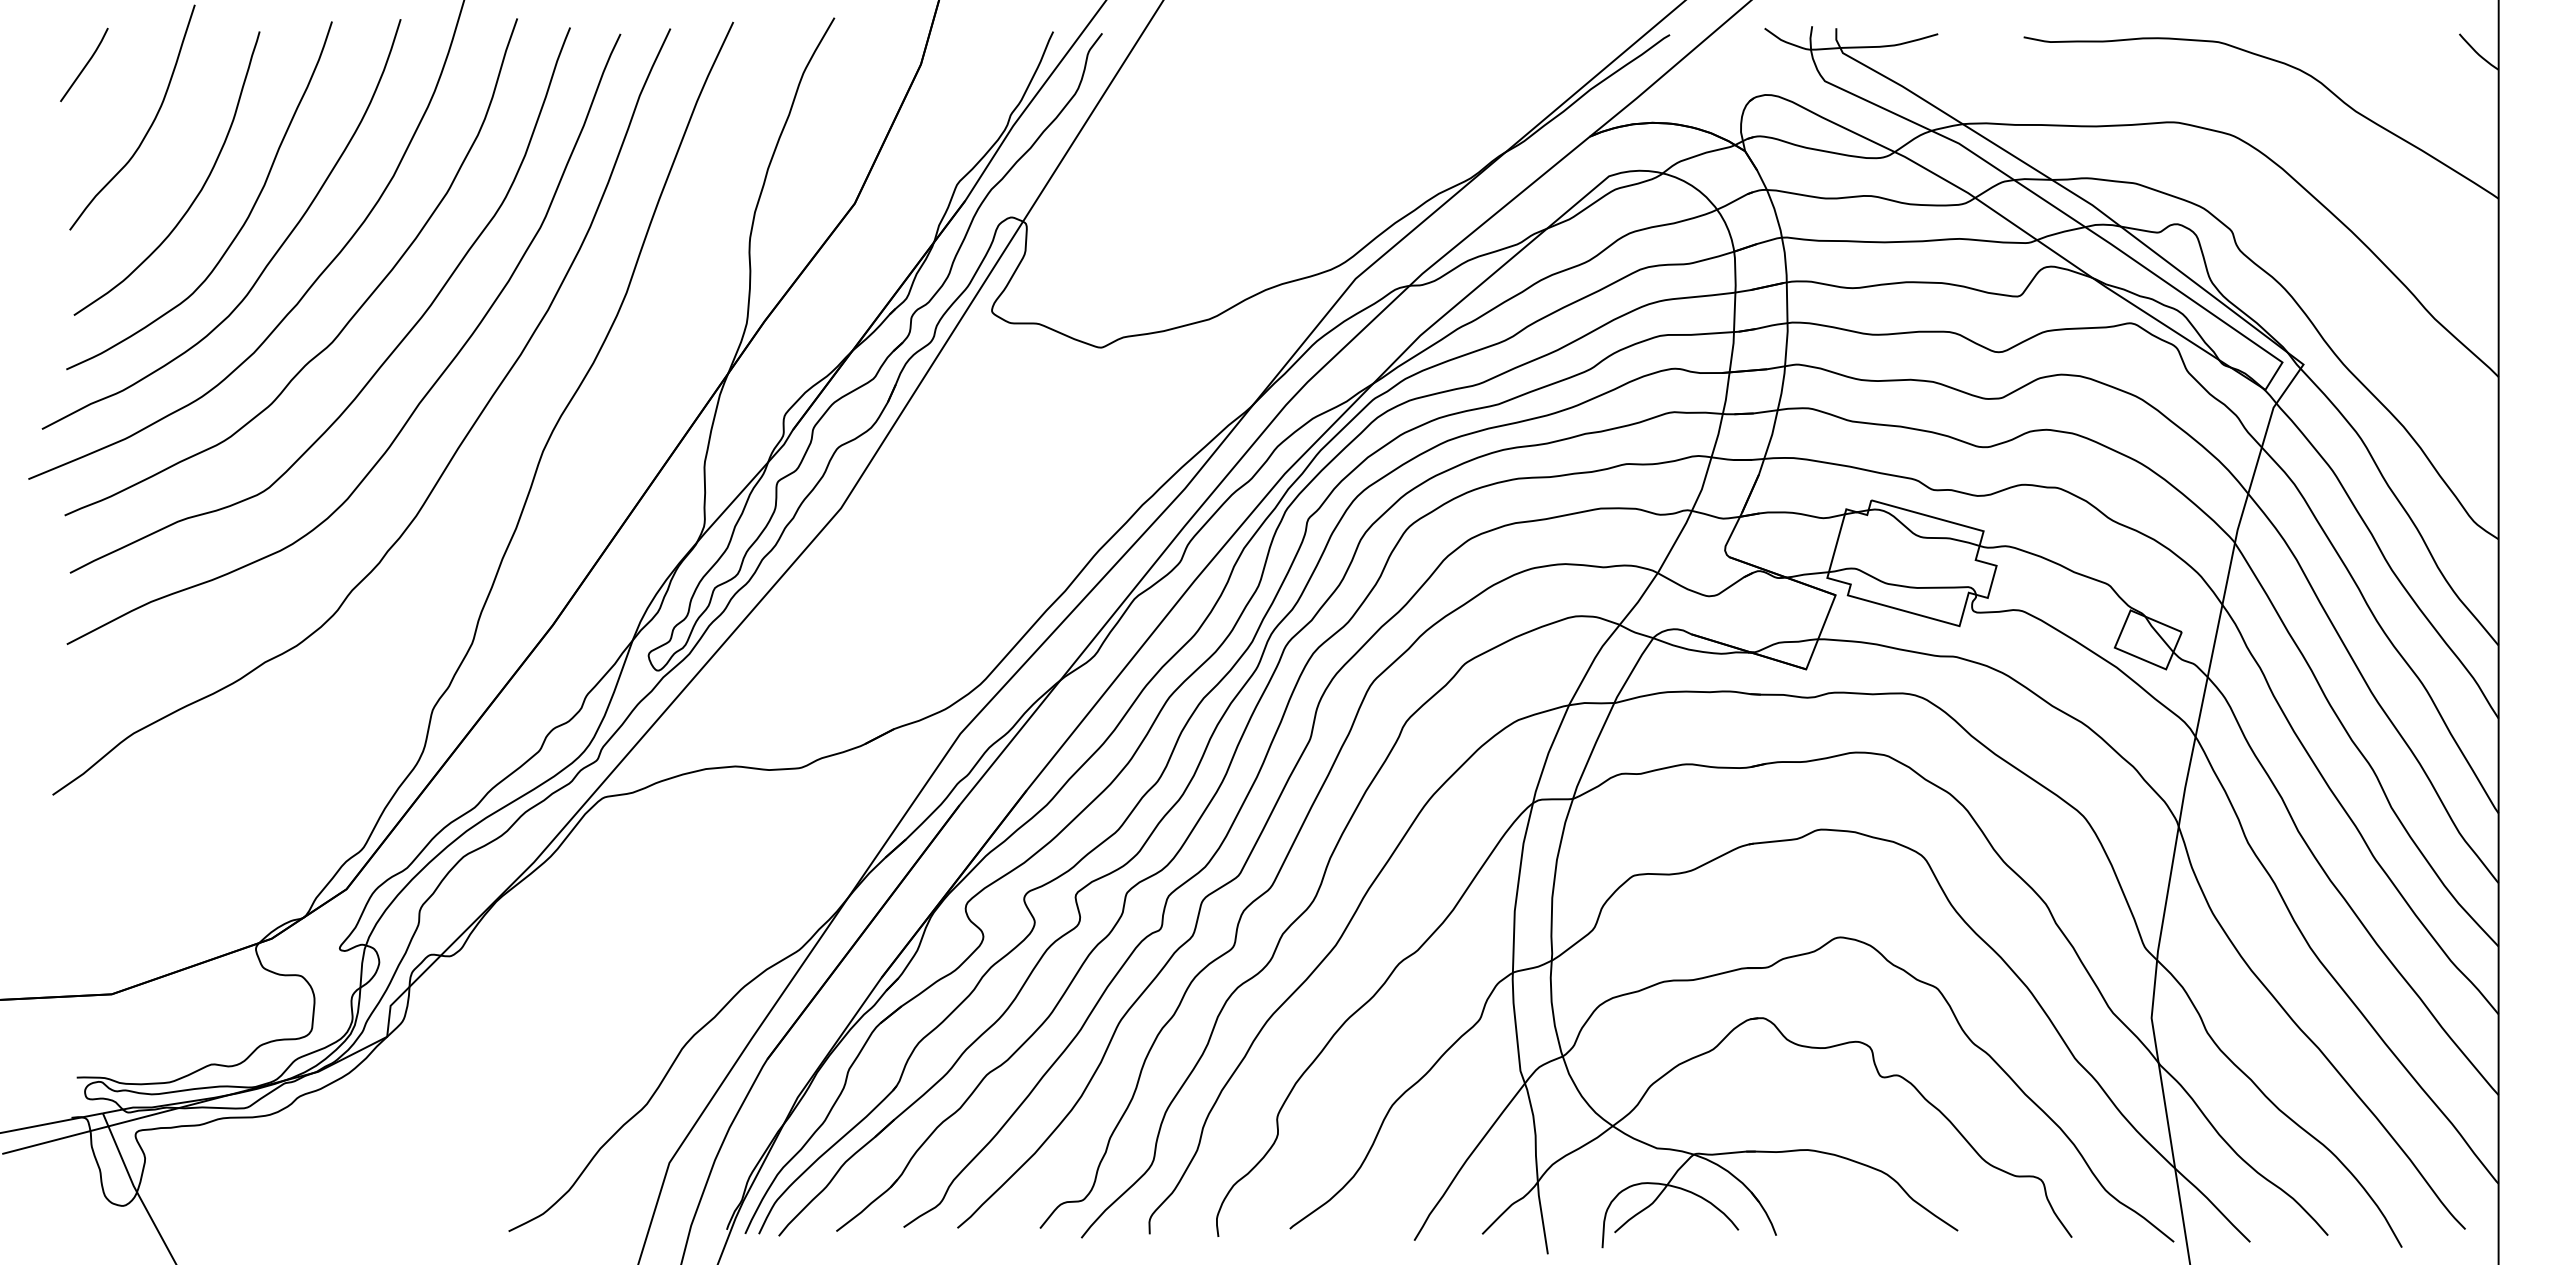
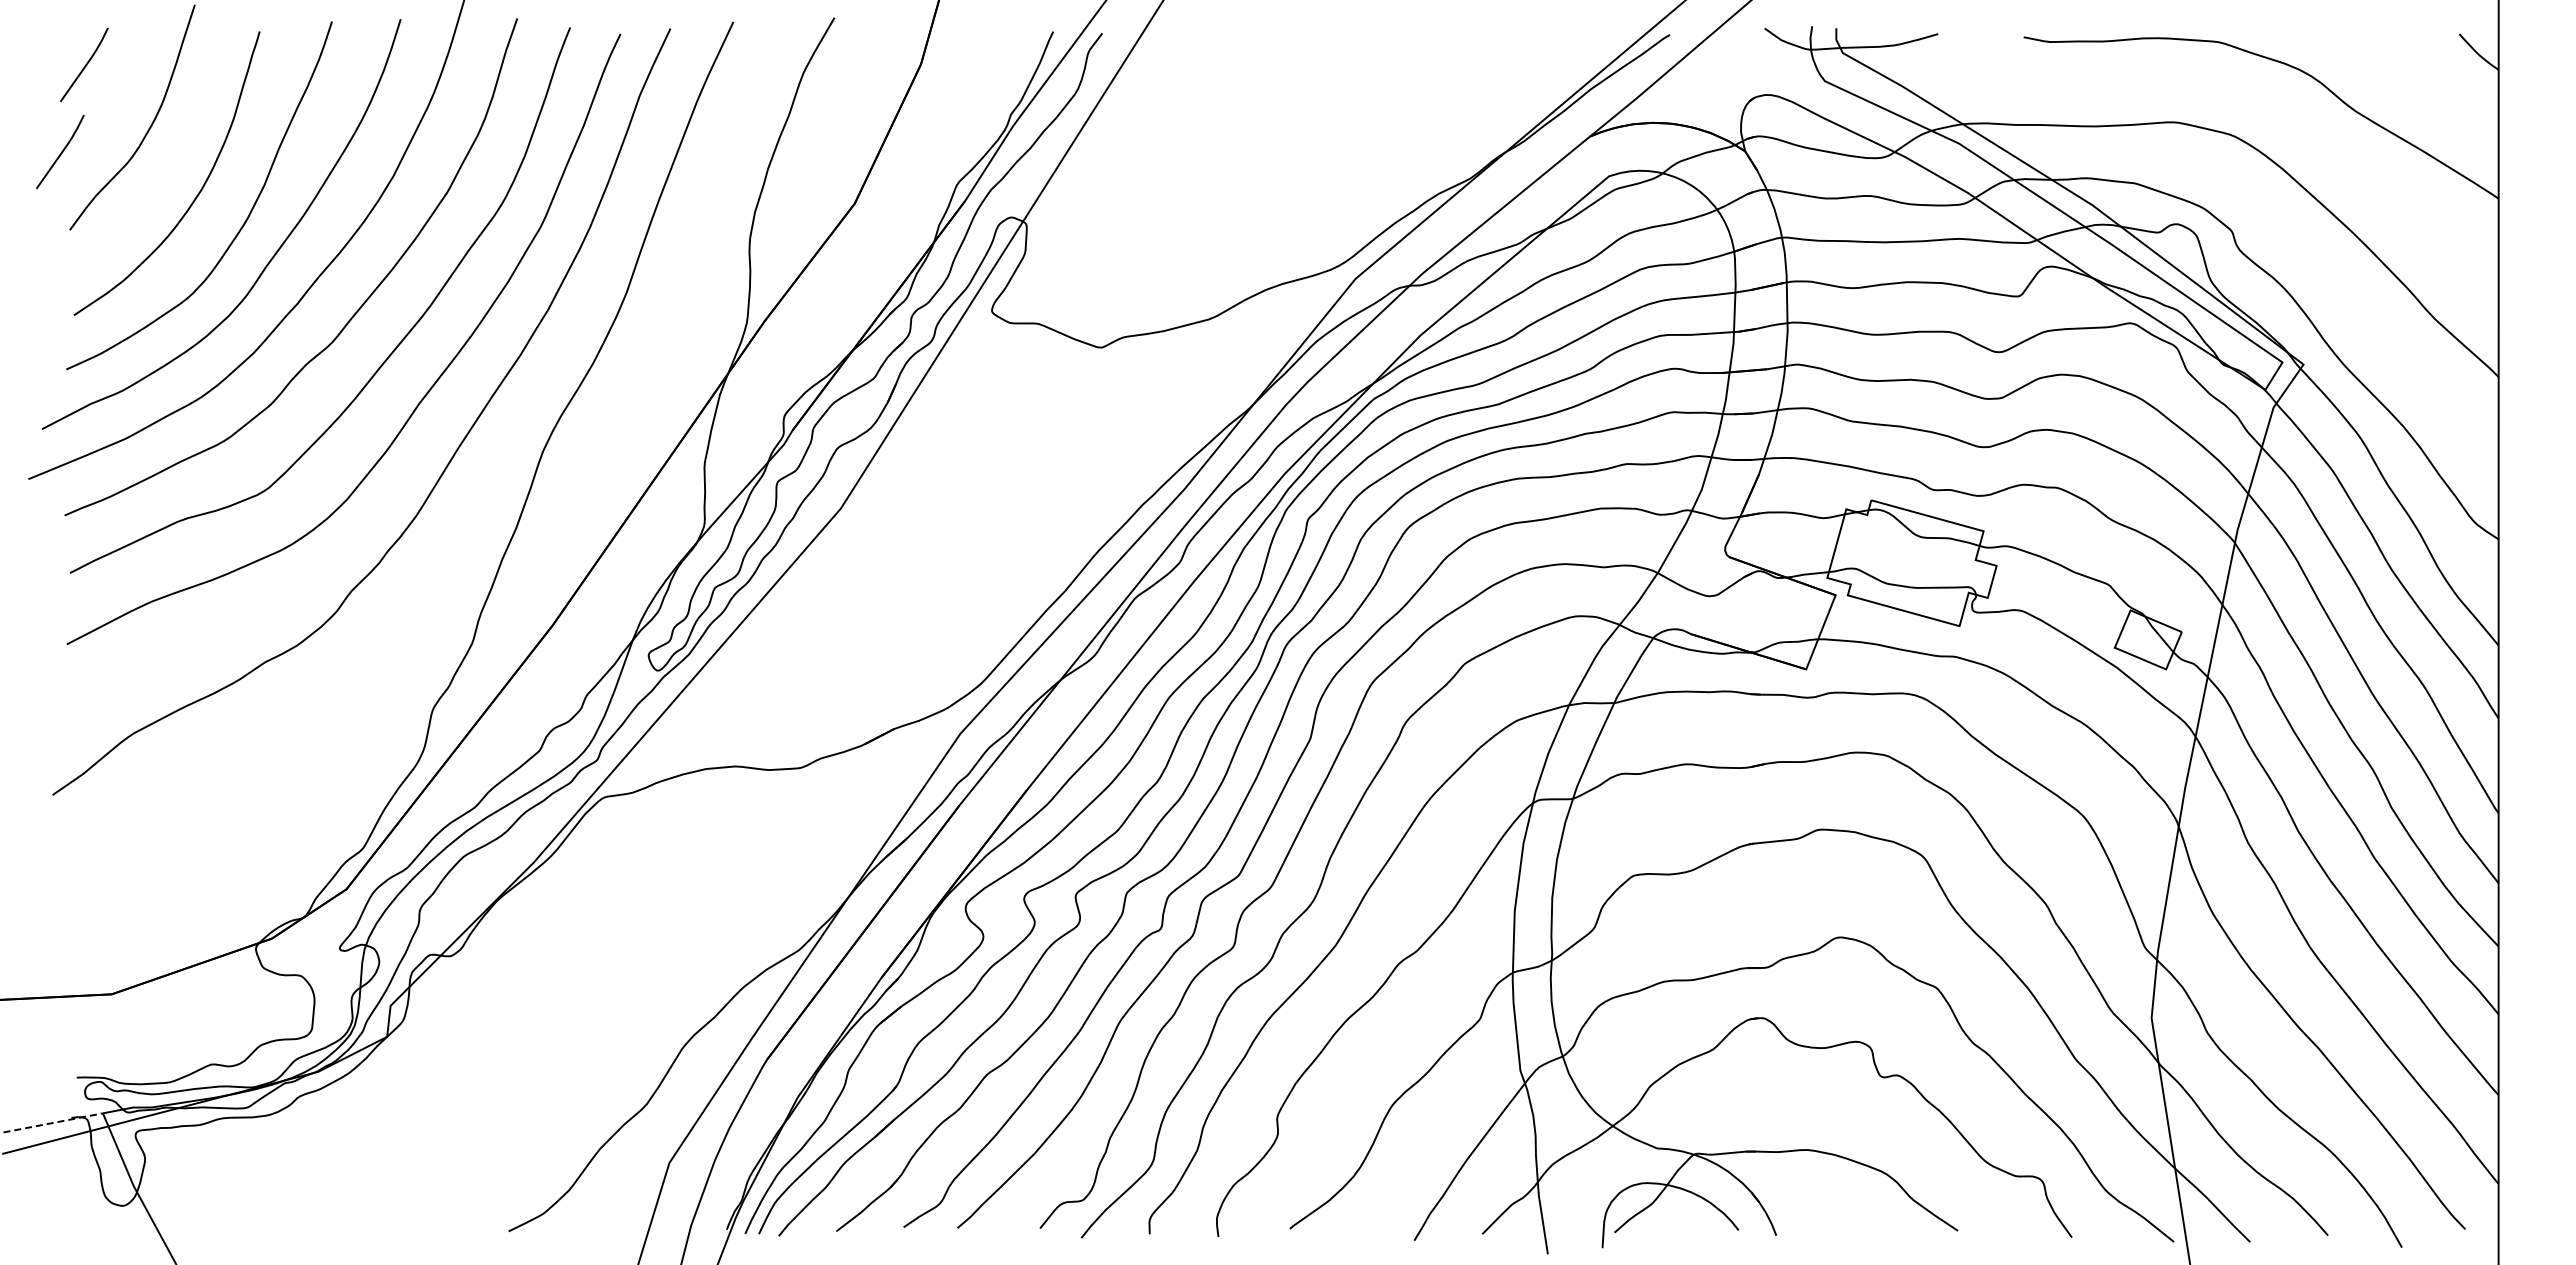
line: none -> present (61, 151)
line: solid -> dashed (52, 1123)
